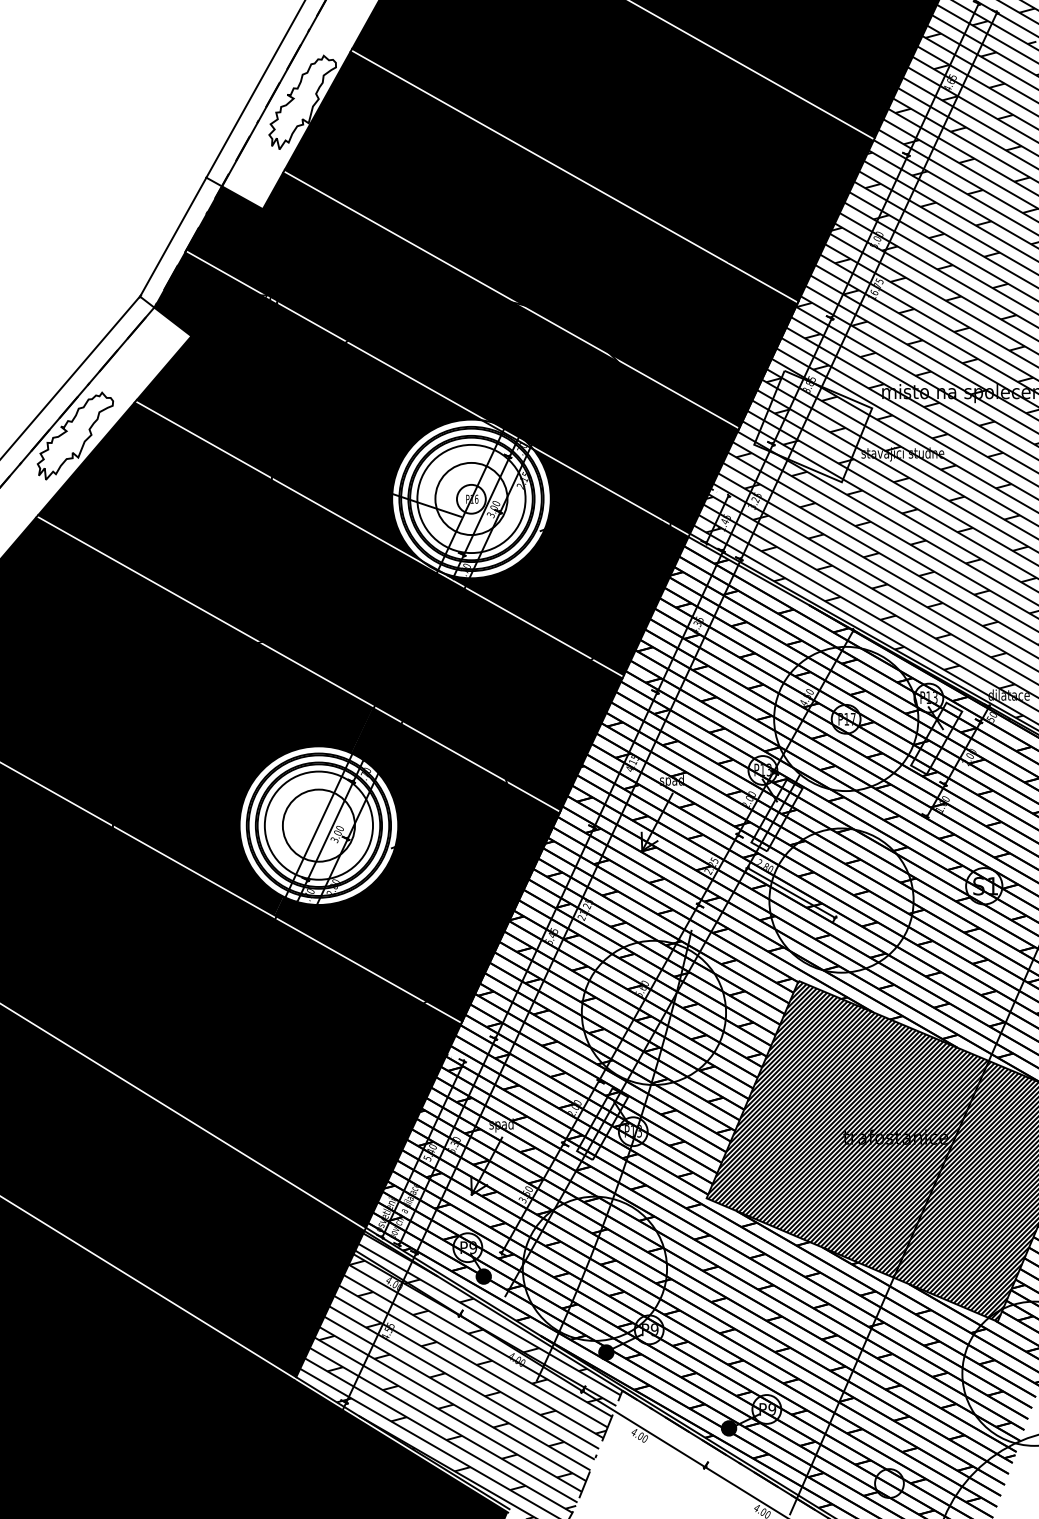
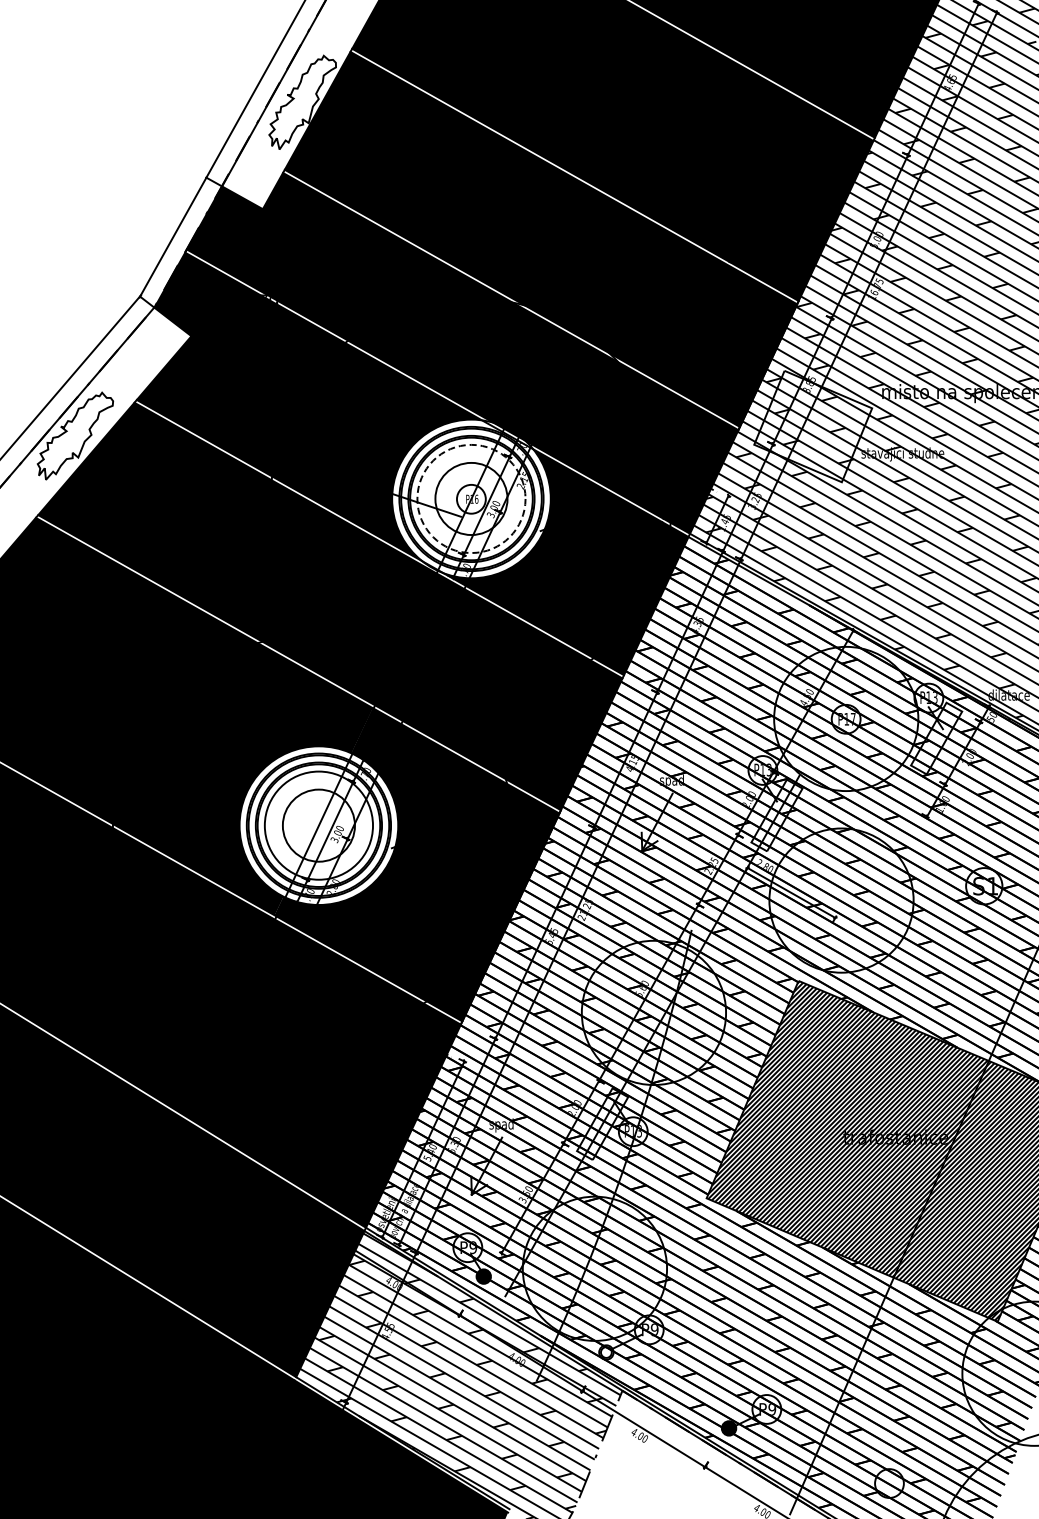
circle: solid -> dashed (471, 498)
fill: present -> none (606, 1352)
